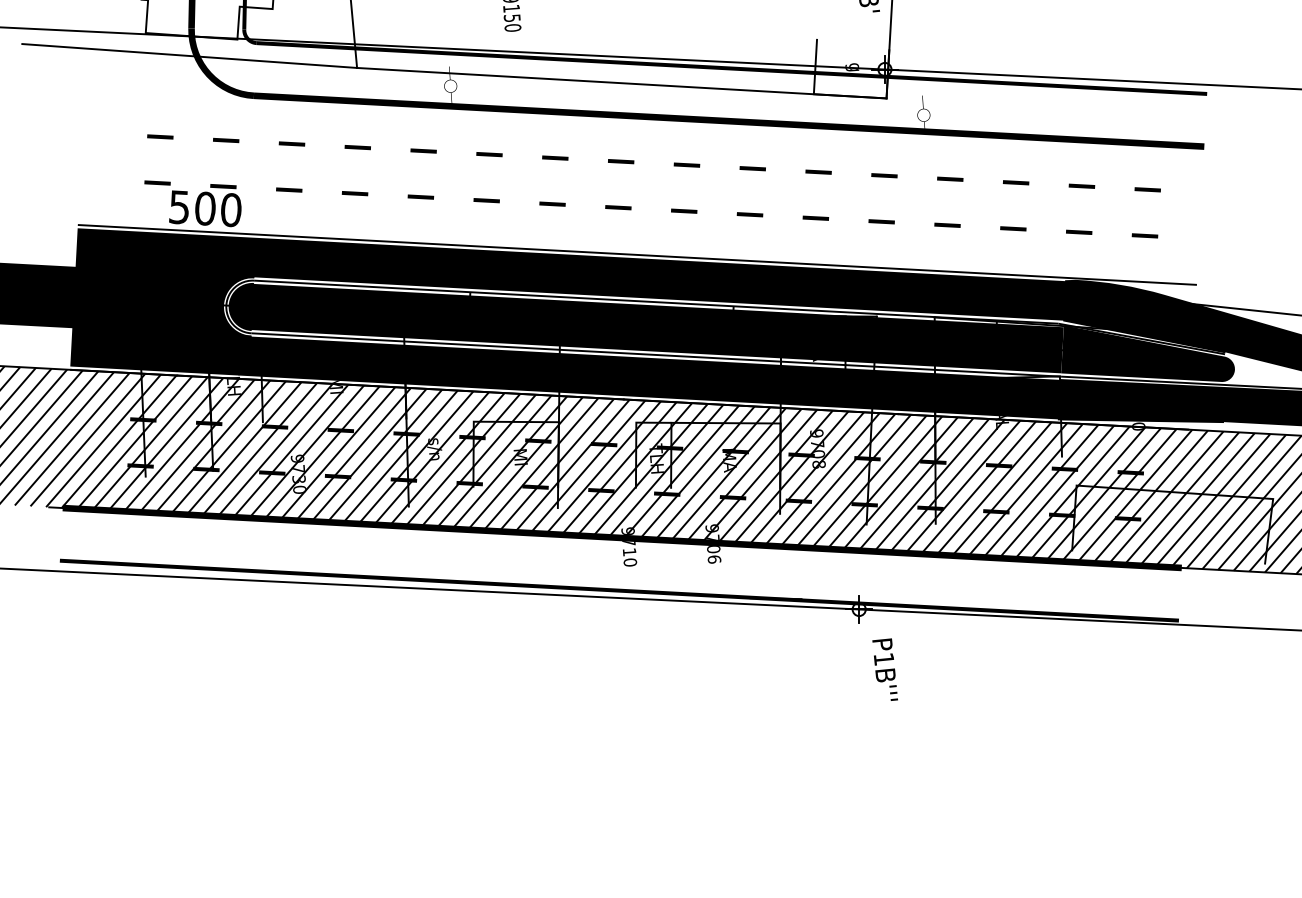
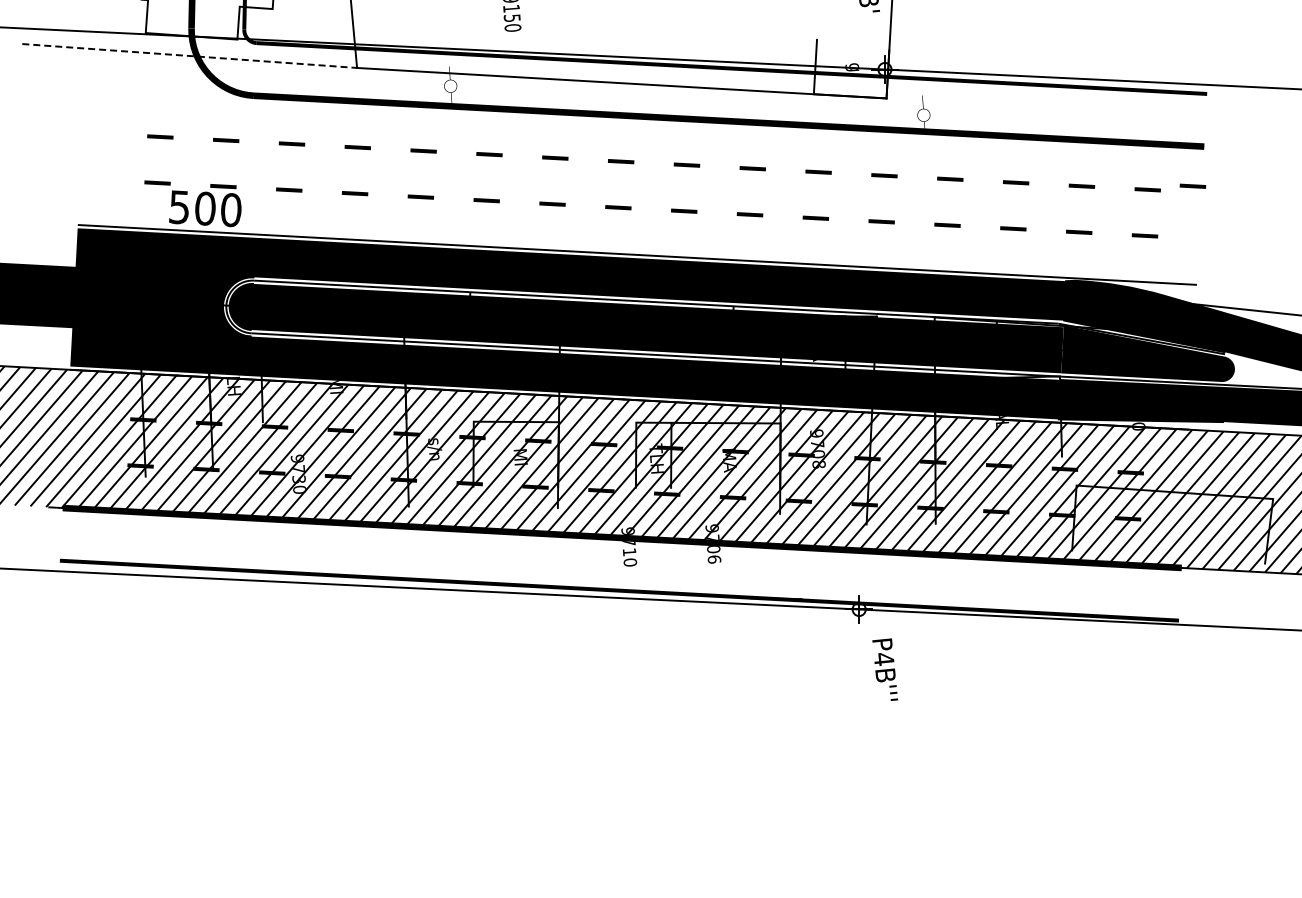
line: solid -> dashed (189, 56)
part: none -> present (1192, 185)
text: P1B''' -> P4B''' (884, 659)
